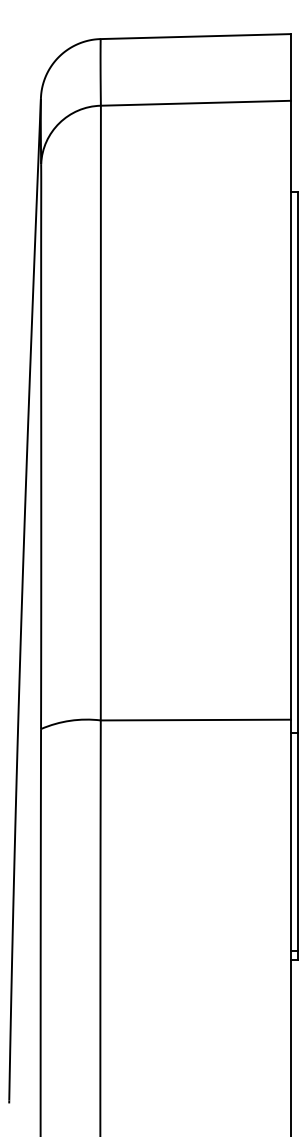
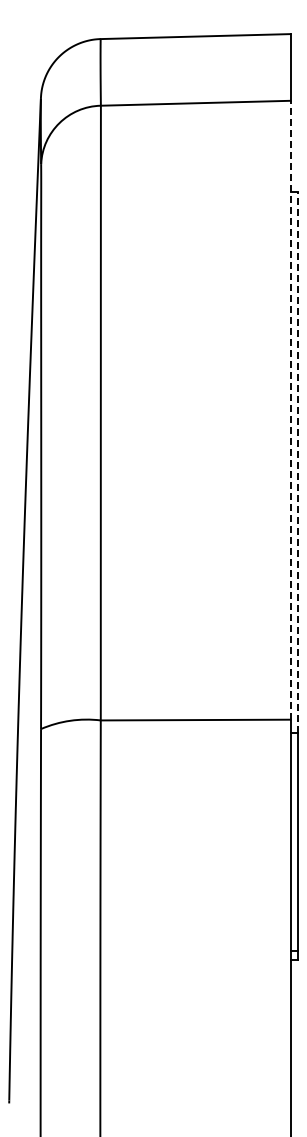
line: solid -> dashed (290, 409)
line: solid -> dashed (297, 462)
